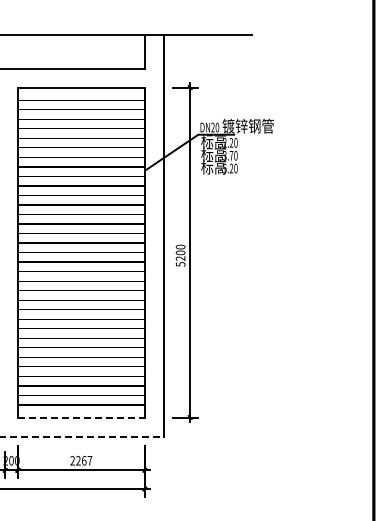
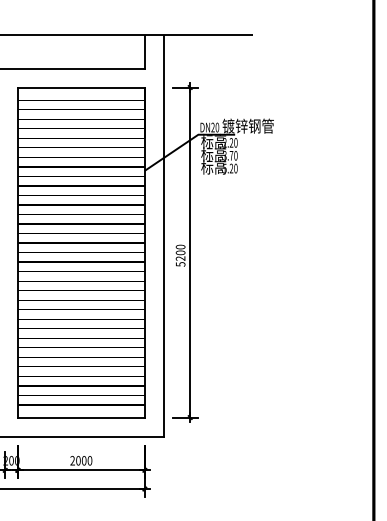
line: dashed -> solid (81, 417)
line: dashed -> solid (81, 436)
text: 2267 -> 2000 (84, 460)
